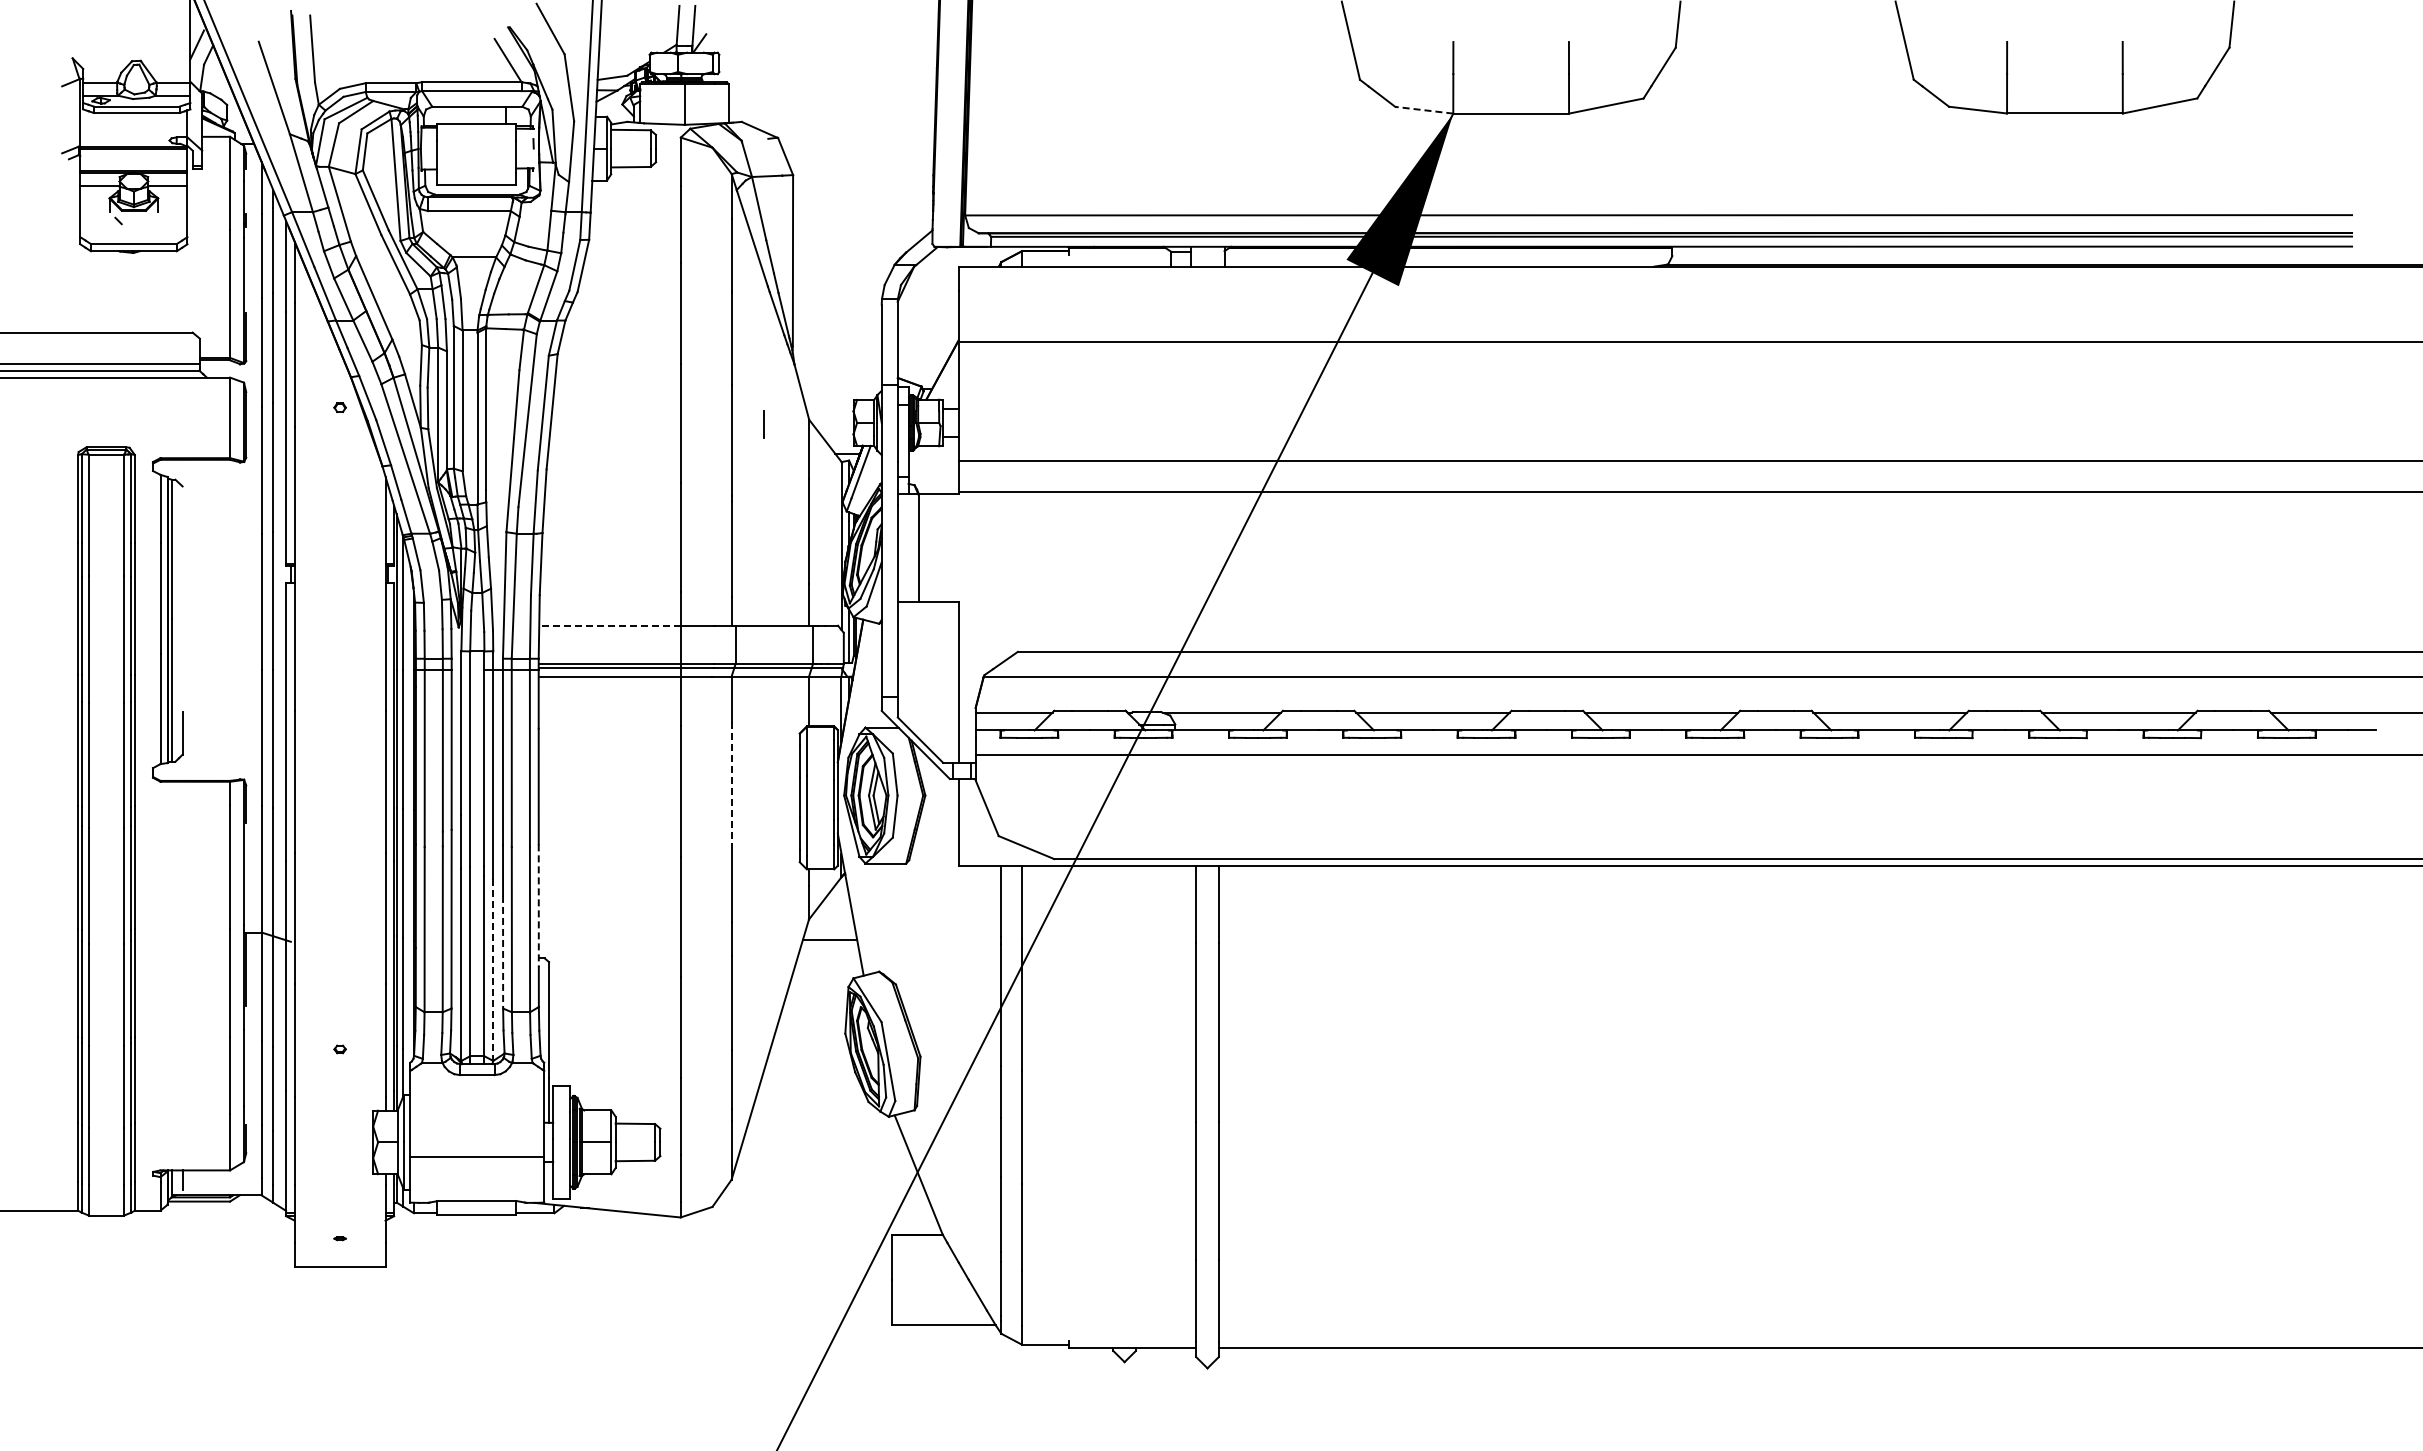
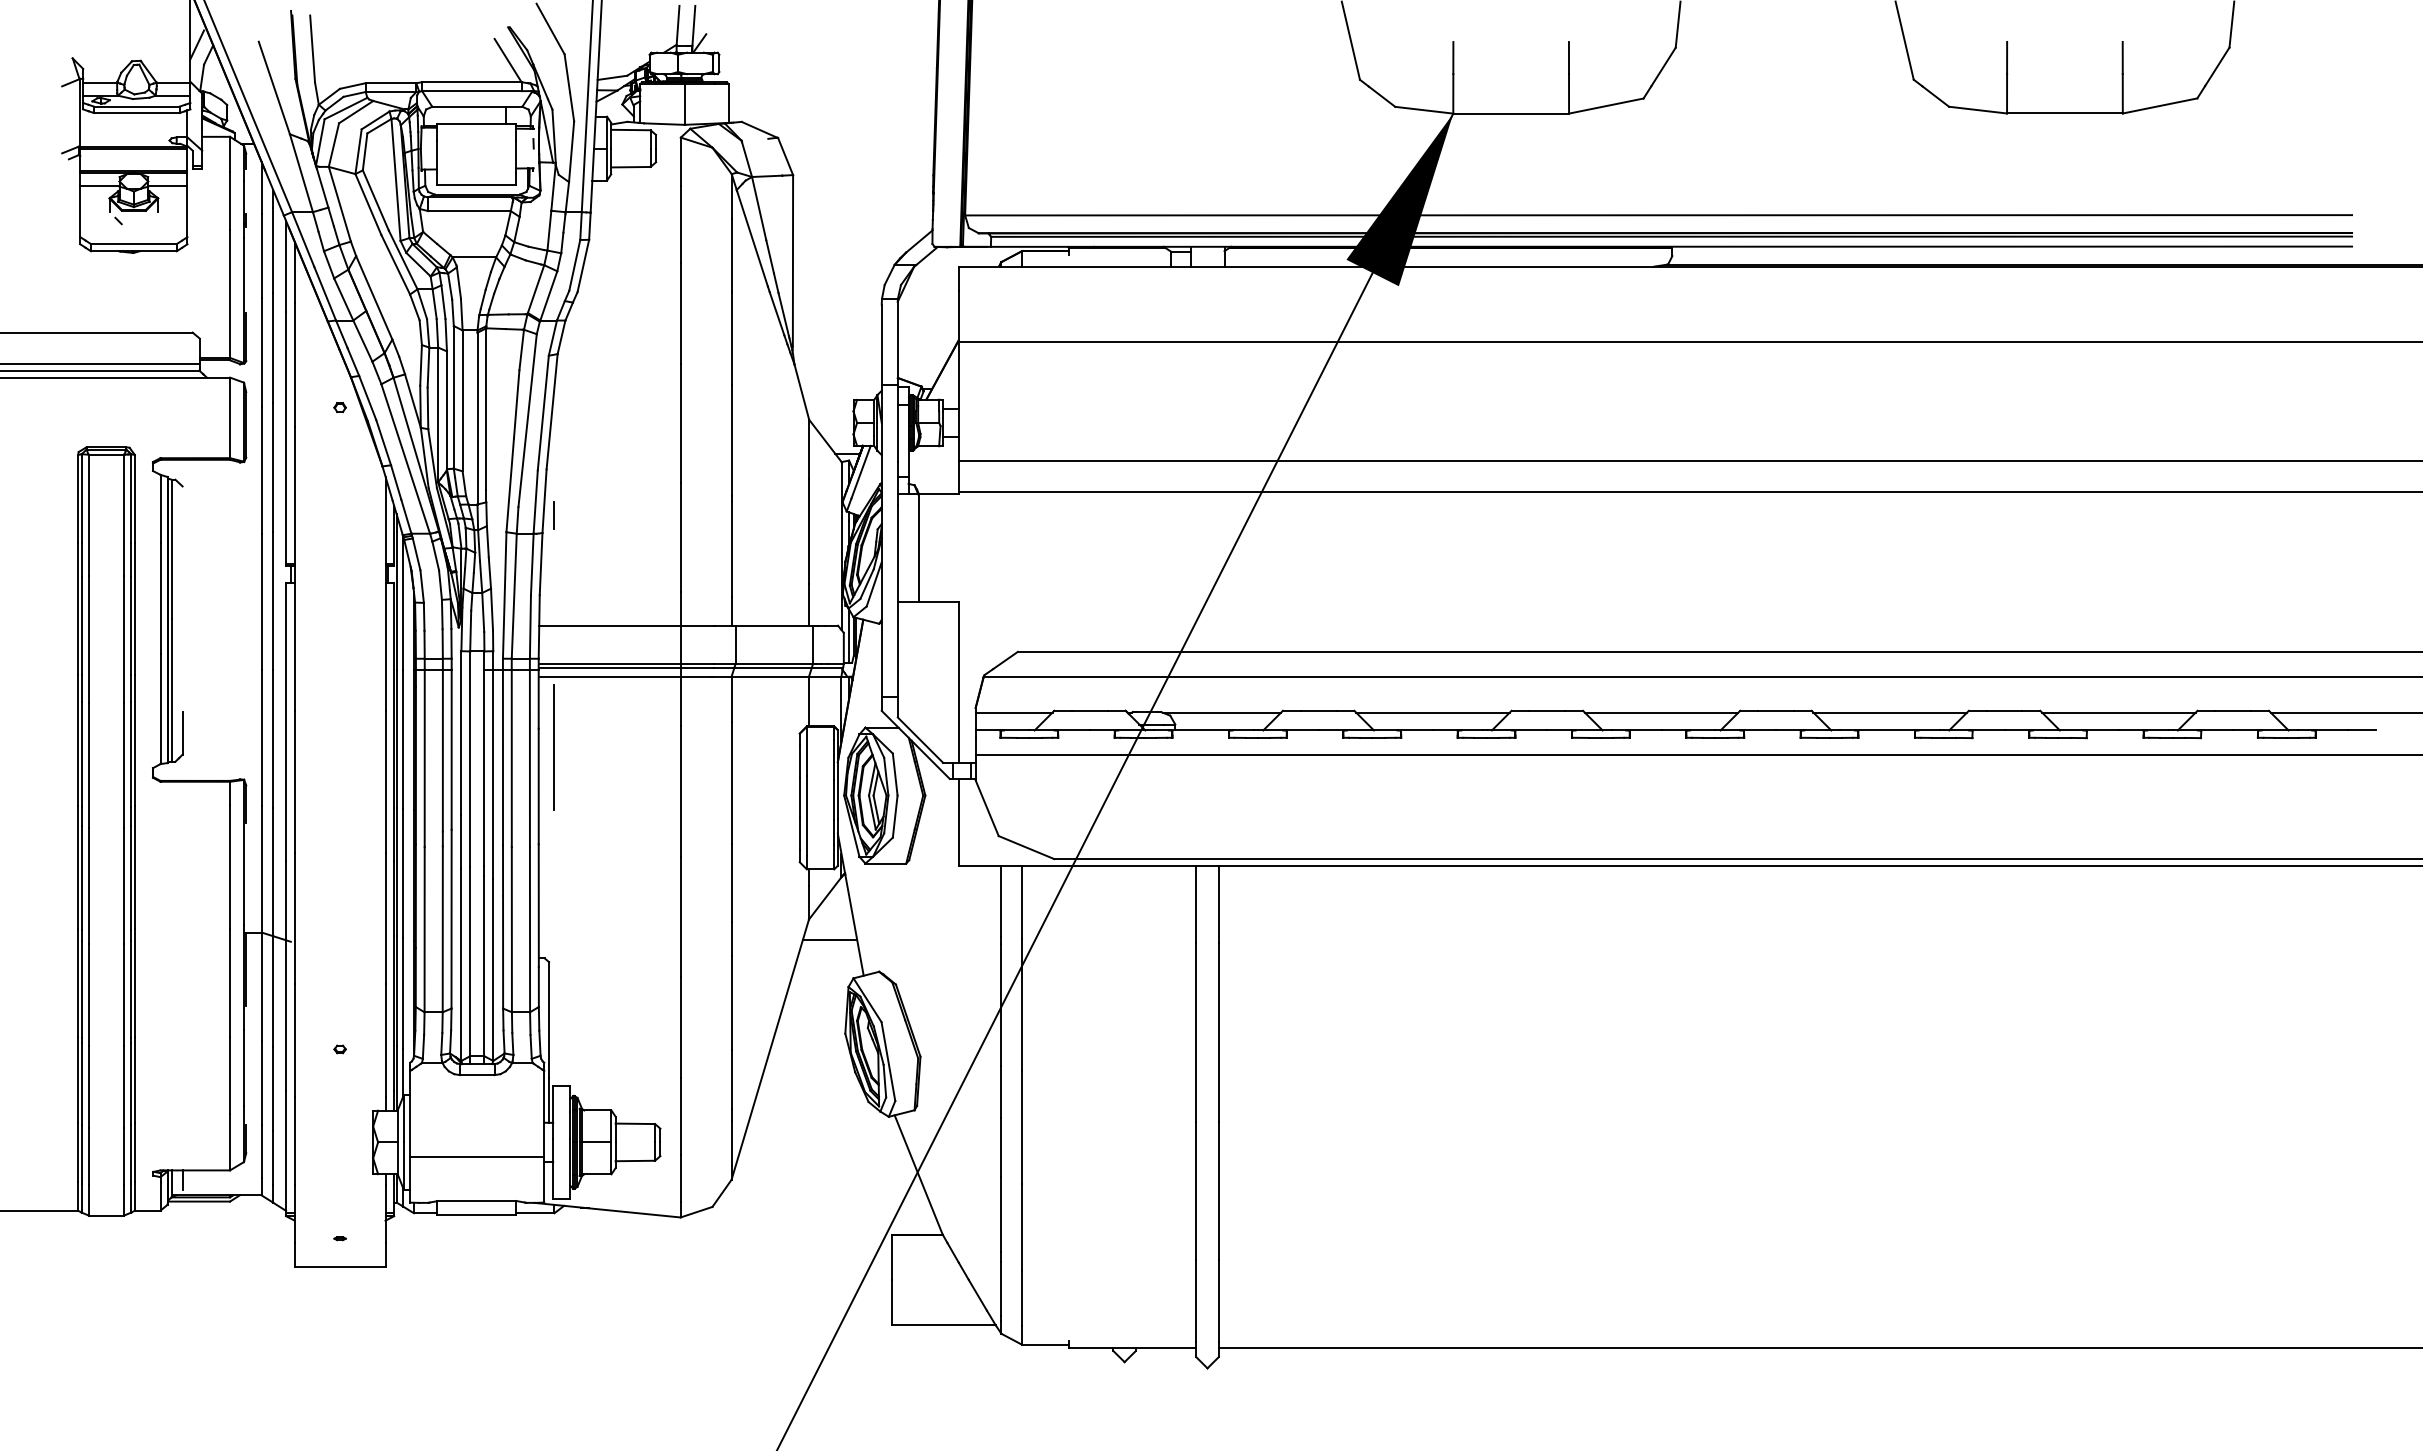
line: dashed -> solid (1423, 110)
line position: (763, 424) -> (553, 515) (553, 515)
line: dashed -> solid (609, 625)
line: none -> present (554, 747)
line: dashed -> solid (731, 783)
line: dashed -> solid (538, 906)
line: dashed -> solid (503, 952)
line: dashed -> solid (493, 970)
